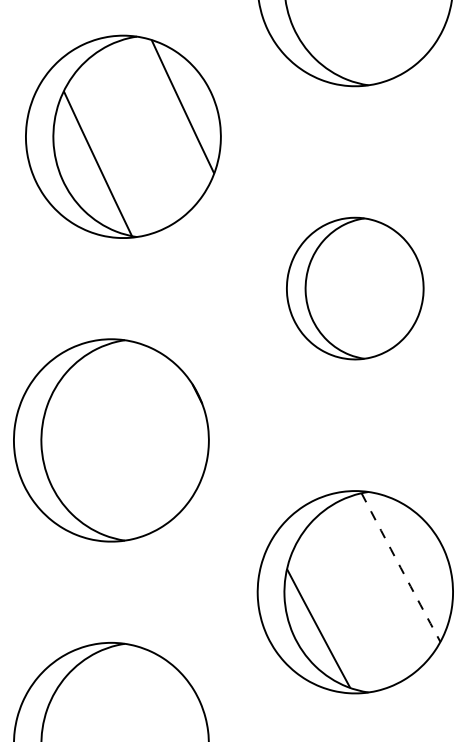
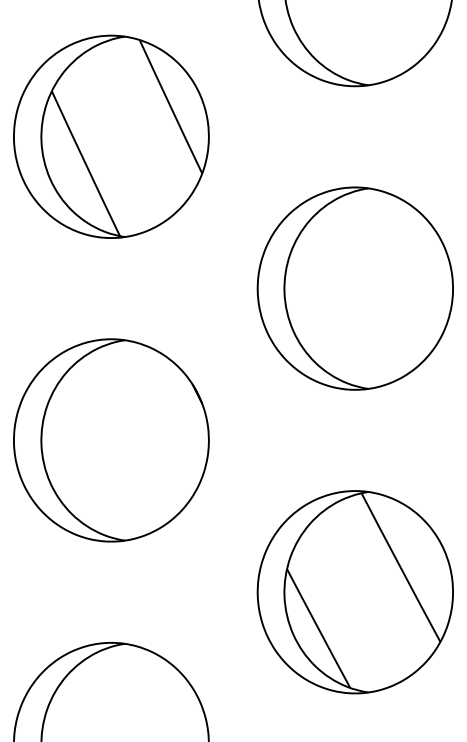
part position: (123, 136) -> (111, 136) (111, 136)
part size: 139x145 px -> 198x205 px (354, 288)
arc: dashed -> solid (400, 567)
